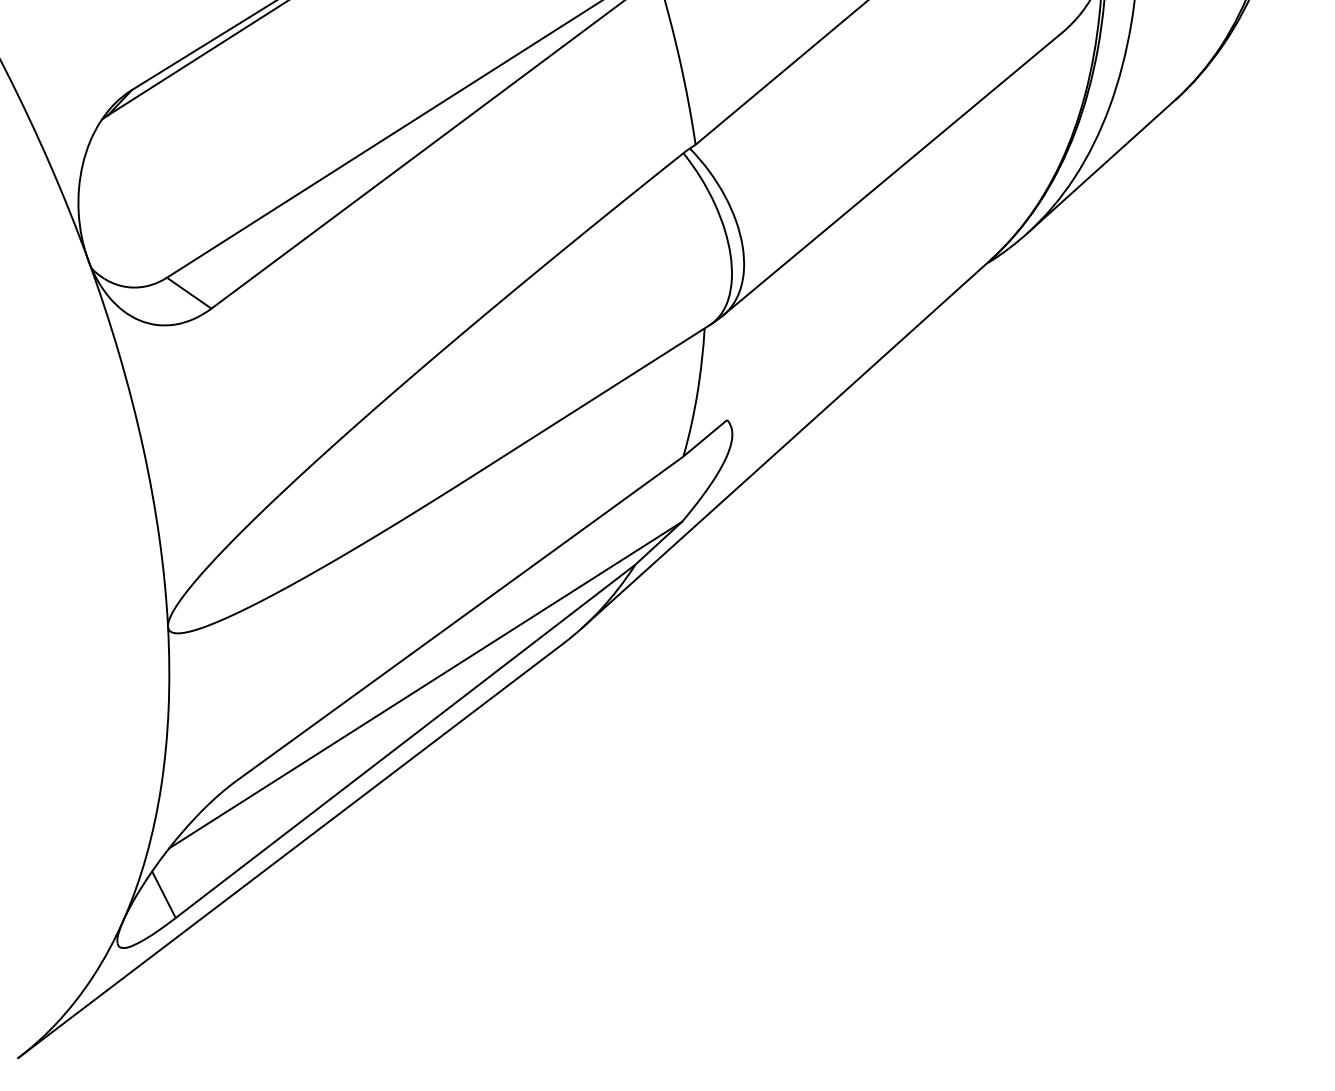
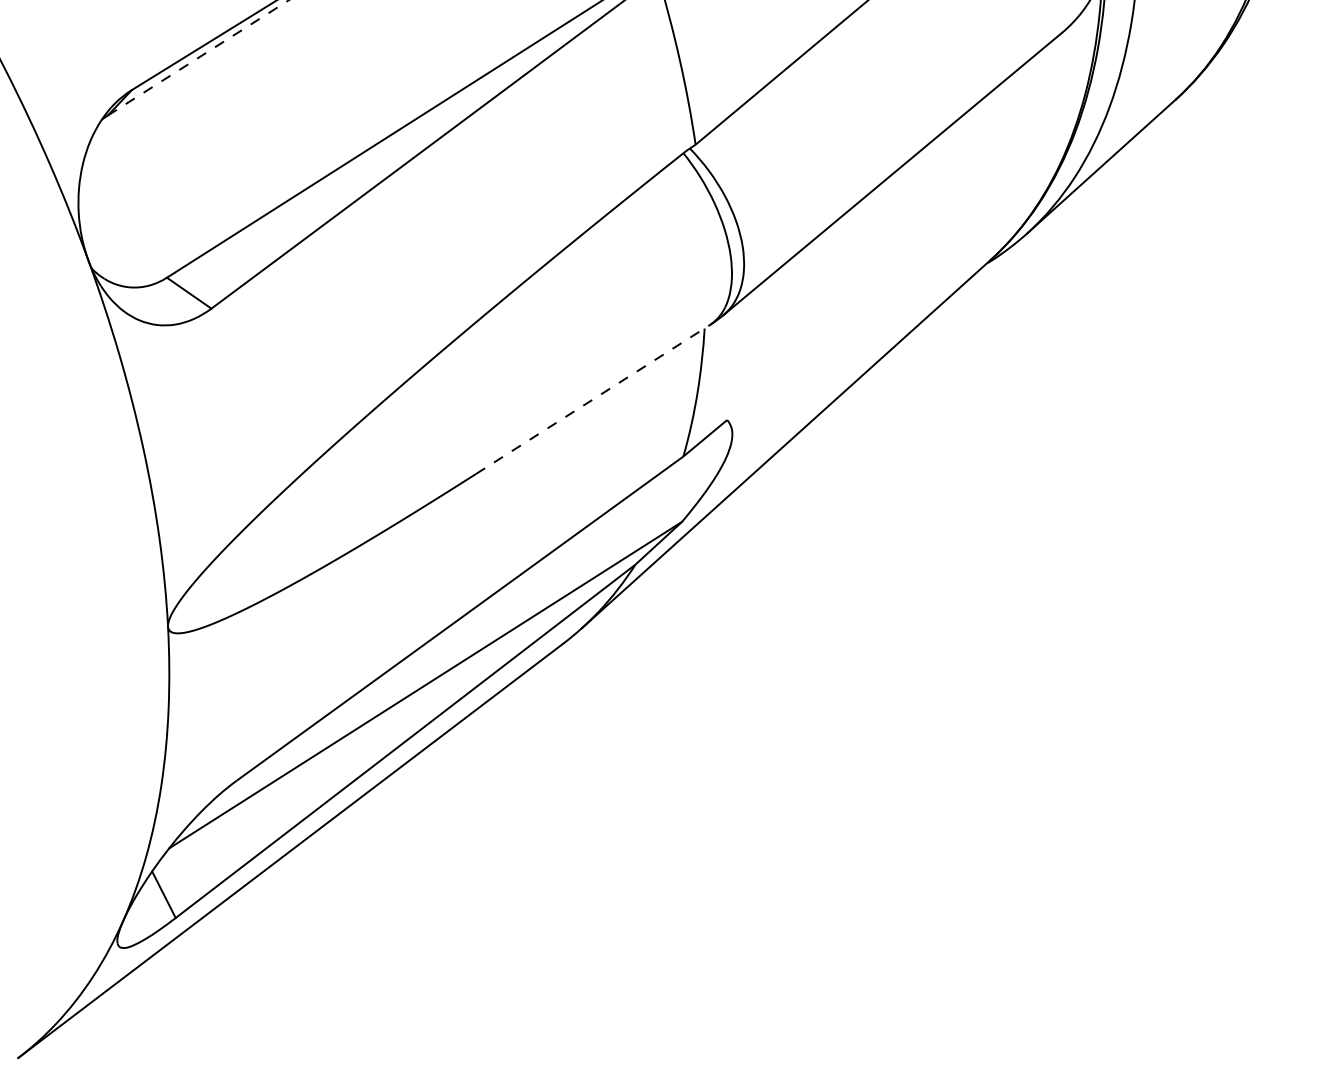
line: solid -> dashed (198, 57)
line: solid -> dashed (592, 399)
